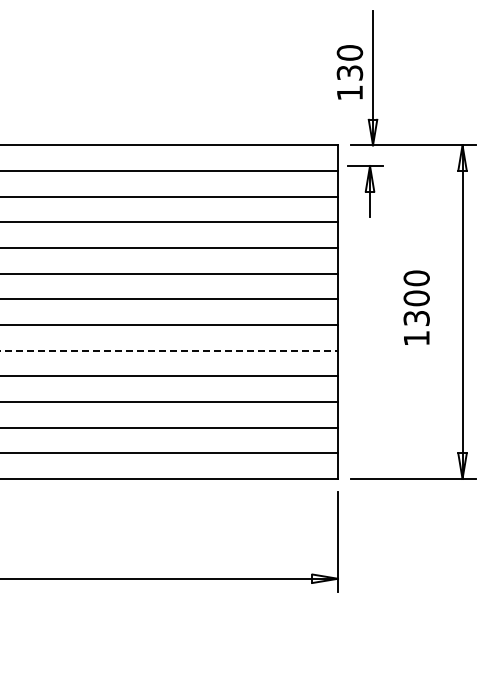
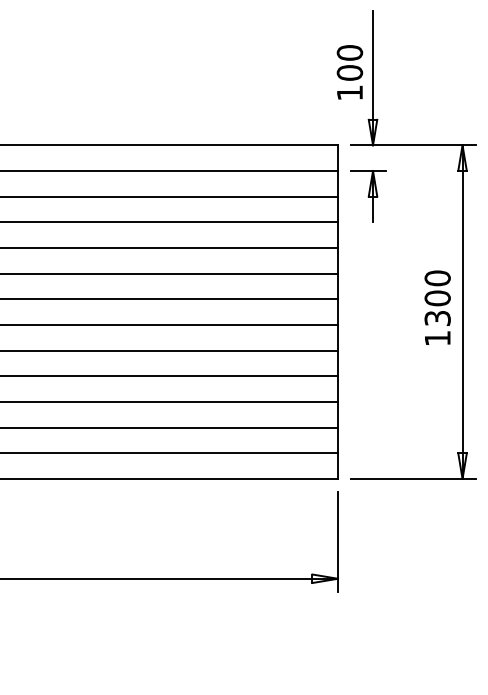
text: 130 -> 100 (349, 72)
part position: (365, 191) -> (368, 196) (368, 196)
text position: (416, 307) -> (437, 307) (437, 307)
line: dashed -> solid (169, 350)
